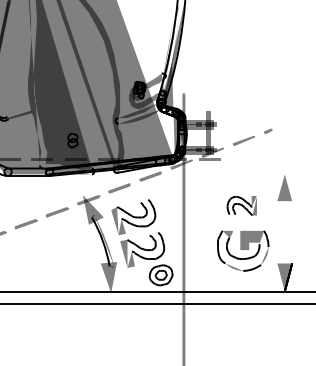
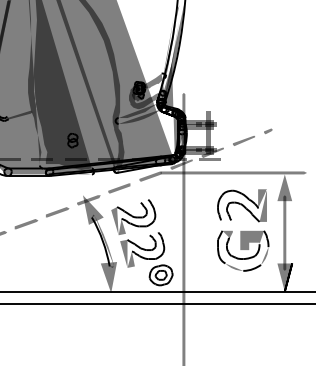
fill: none -> present (233, 172)
part size: 31x20 px -> 50x34 px (241, 205)
fill: none -> present (284, 232)
